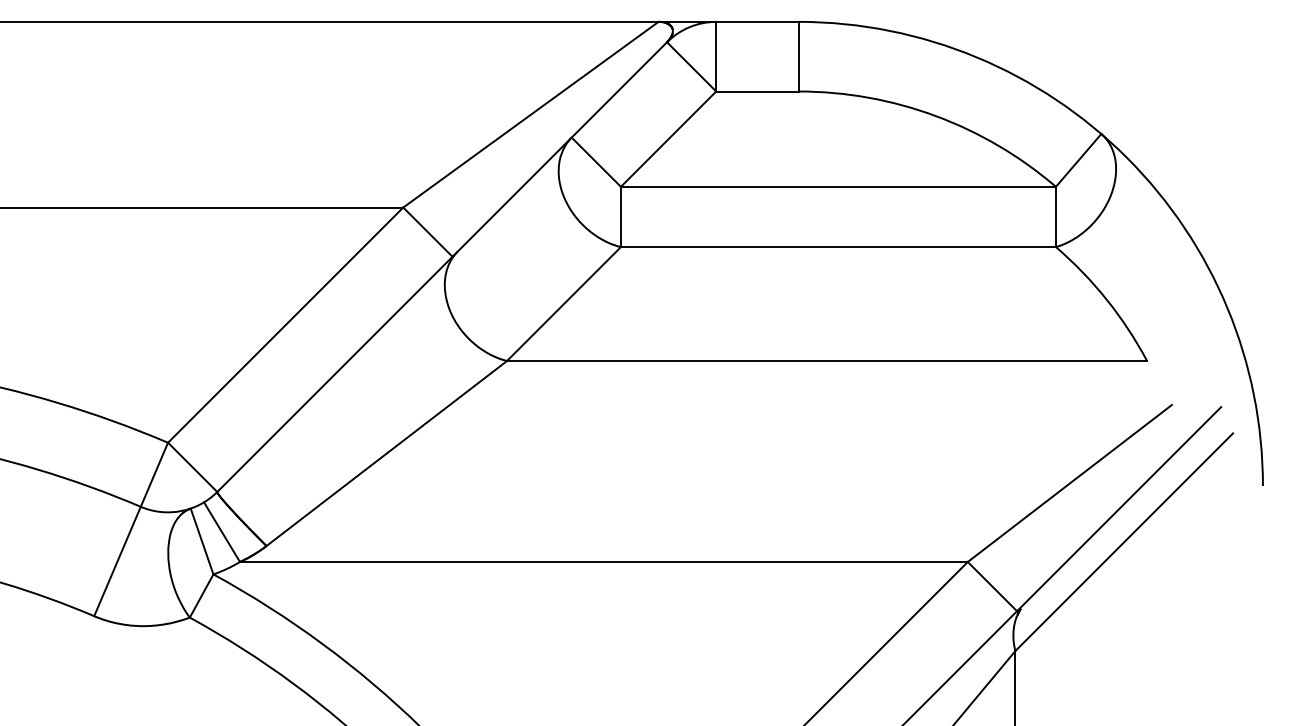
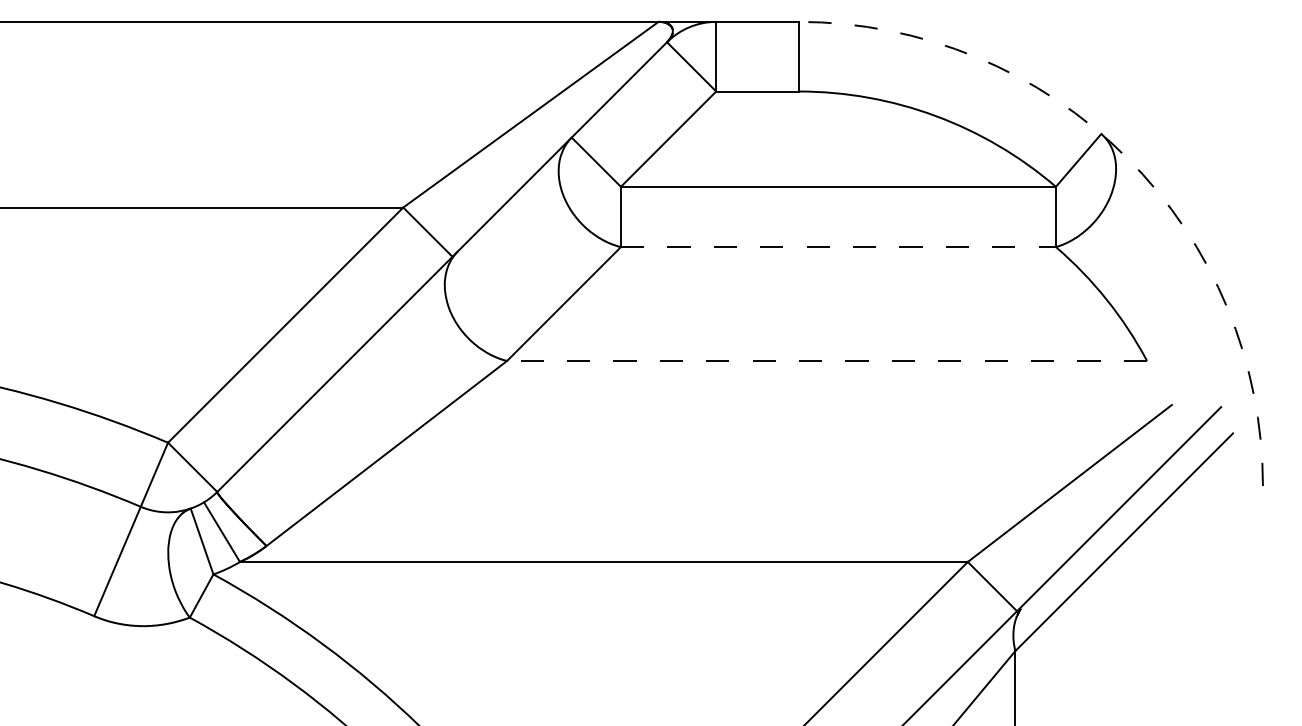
arc: solid -> dashed (1127, 157)
line: solid -> dashed (838, 247)
line: solid -> dashed (826, 361)
